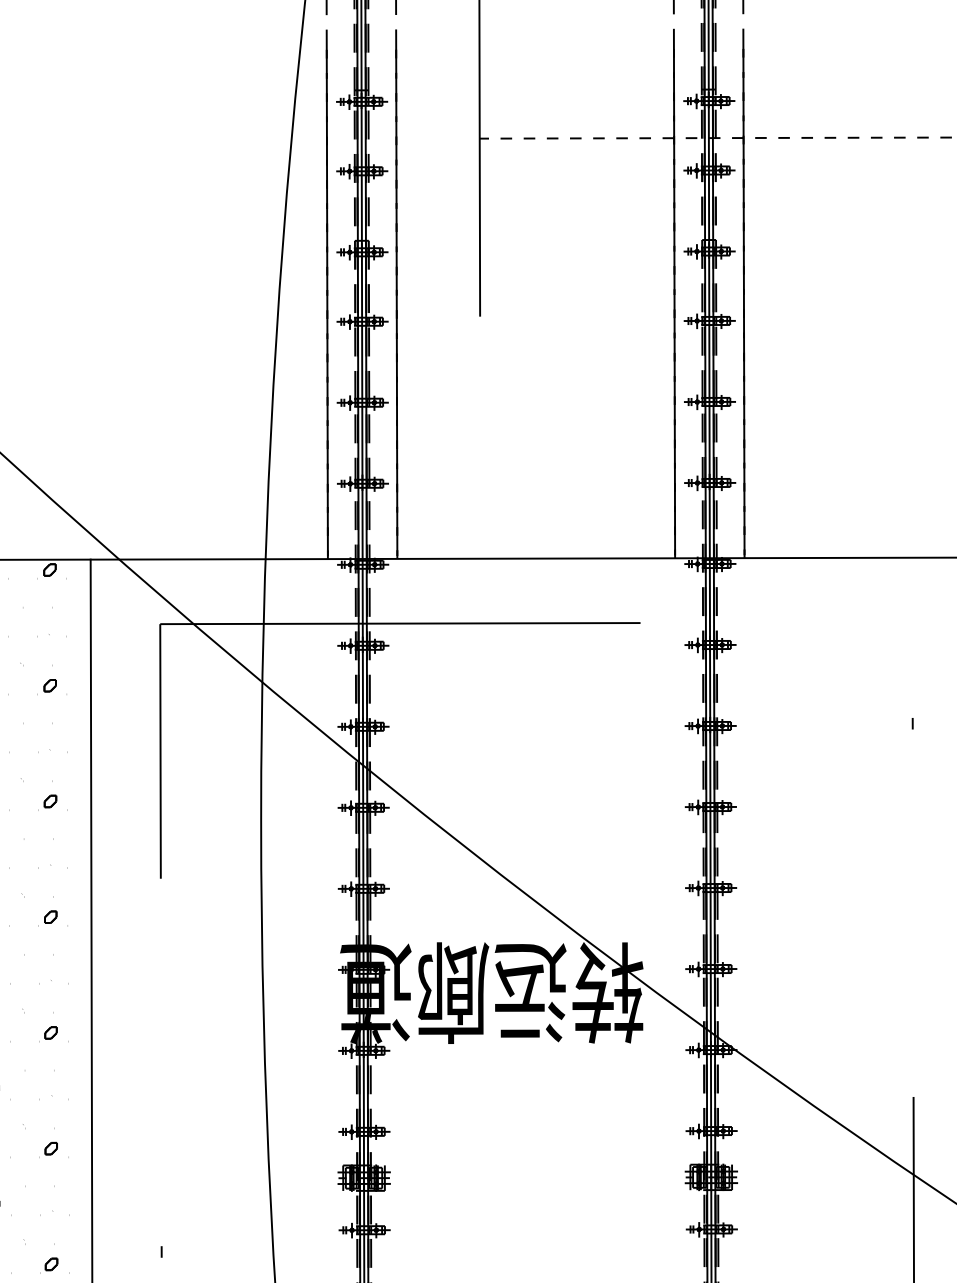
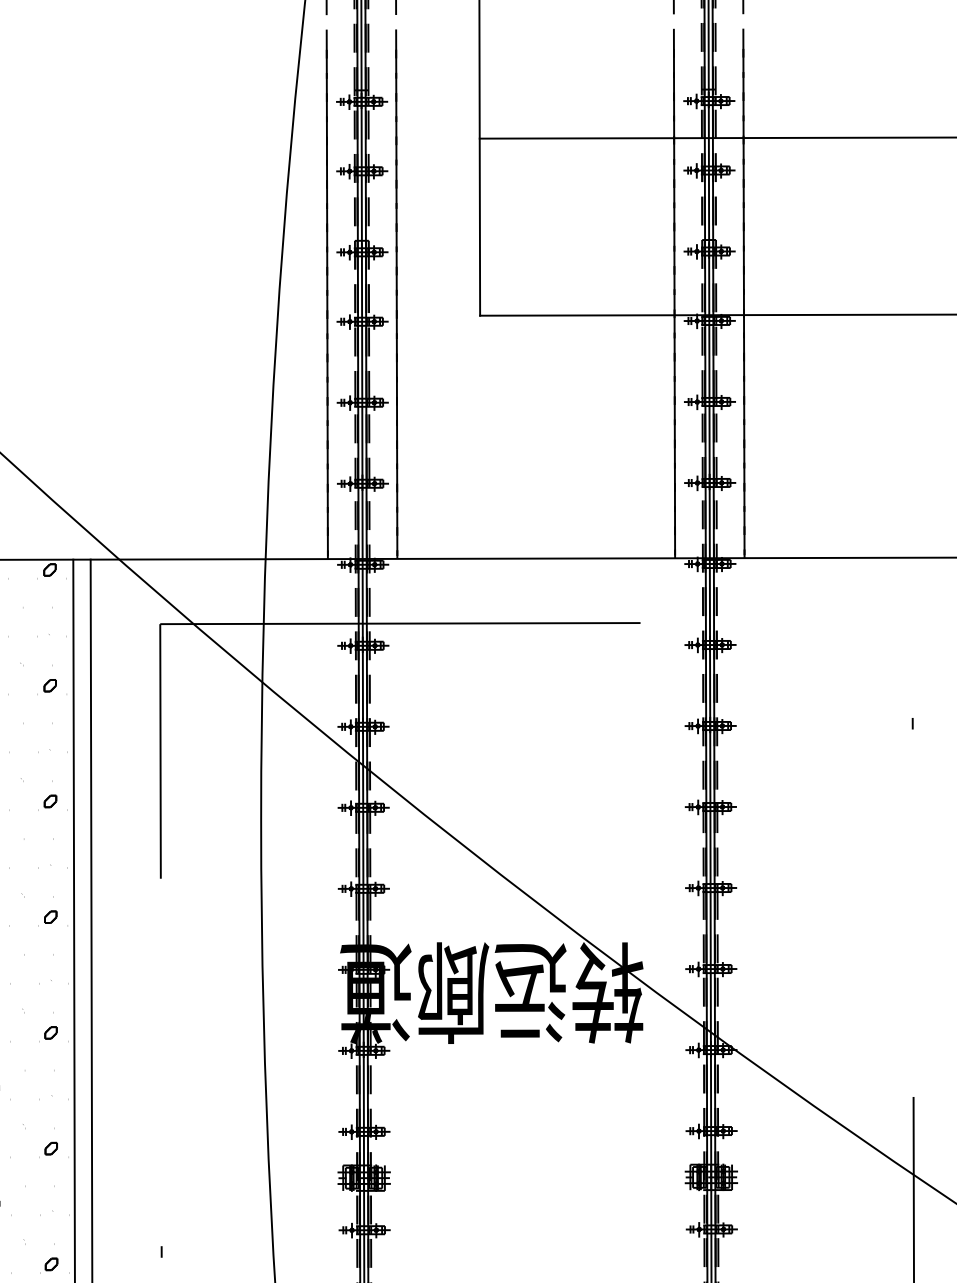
line: dashed -> solid (717, 138)
line: none -> present (716, 314)
line: none -> present (73, 919)
